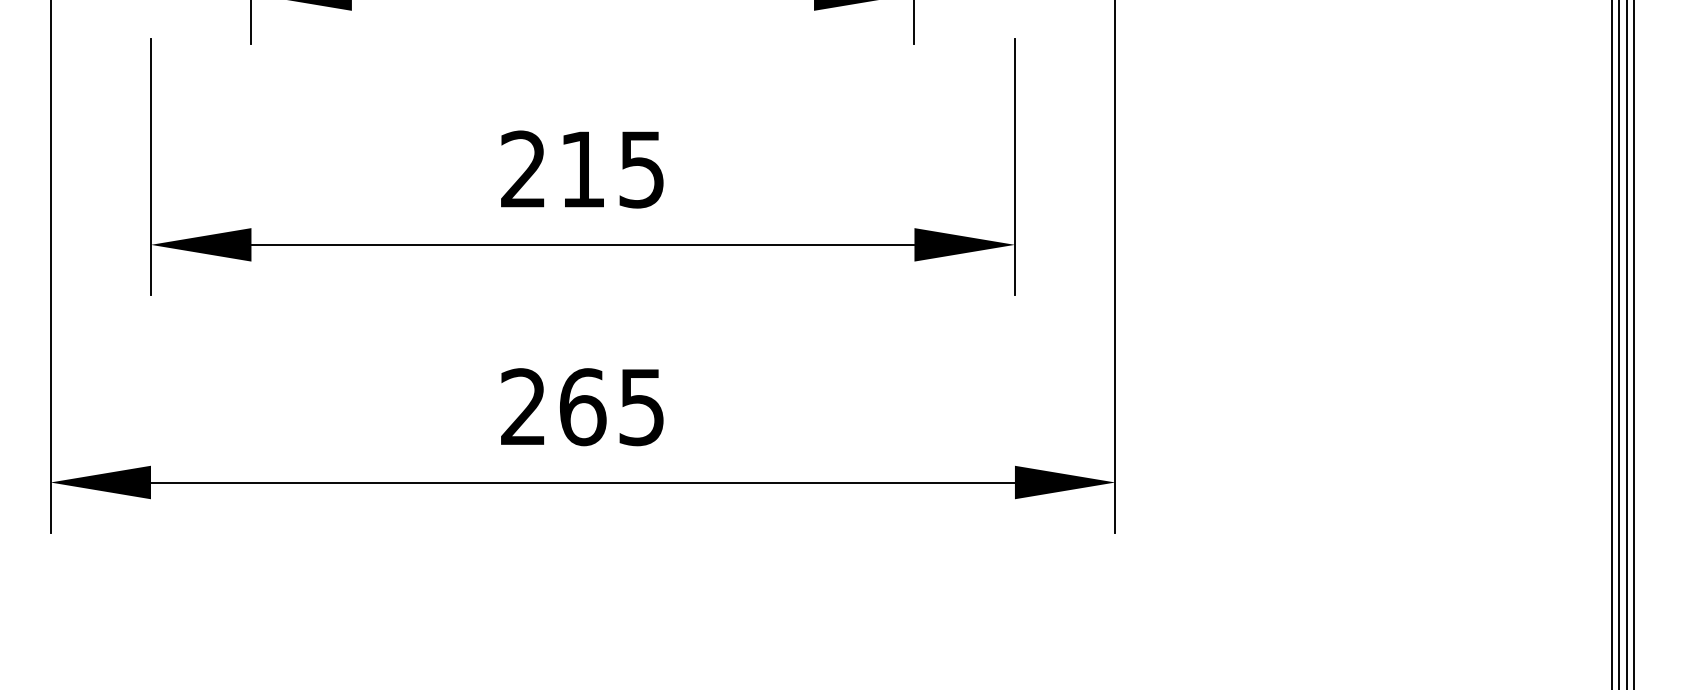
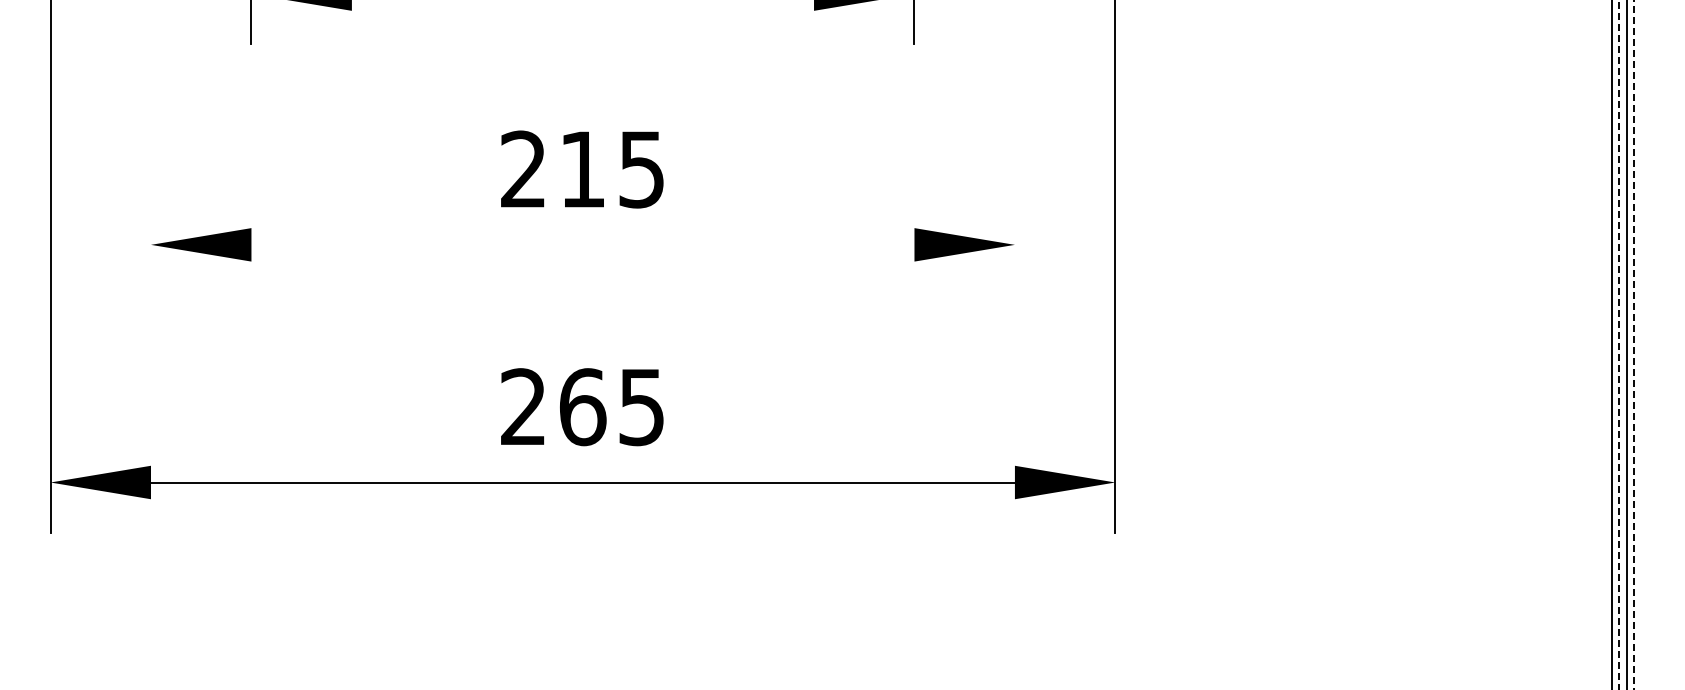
line: present -> none (151, 166)
line: present -> none (1014, 166)
line: present -> none (582, 244)
line: solid -> dashed (1619, 344)
line: solid -> dashed (1634, 345)
